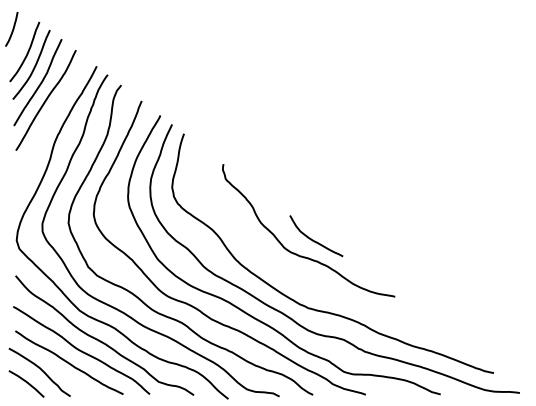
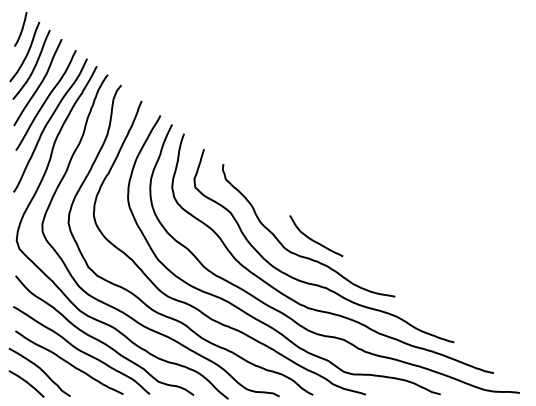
curve position: (12, 29) -> (21, 29) (21, 29)
curve: none -> present (48, 123)
curve: none -> present (314, 283)
